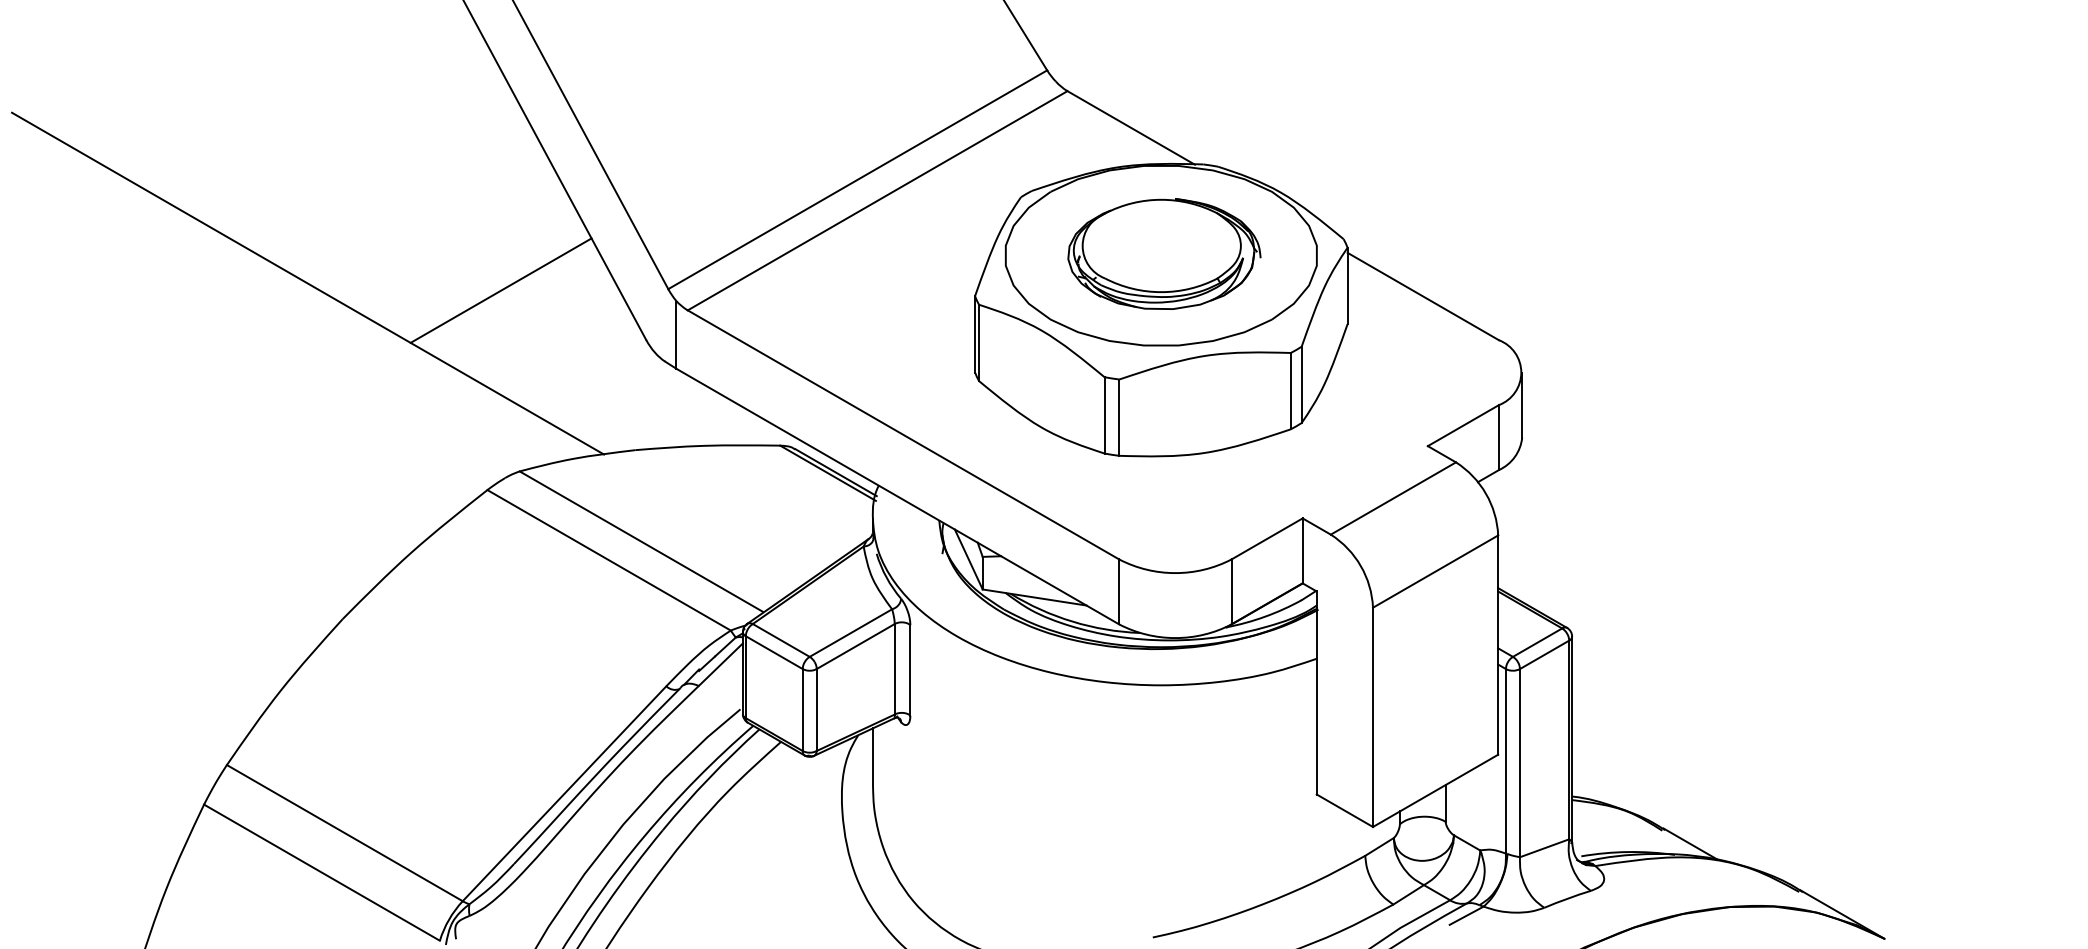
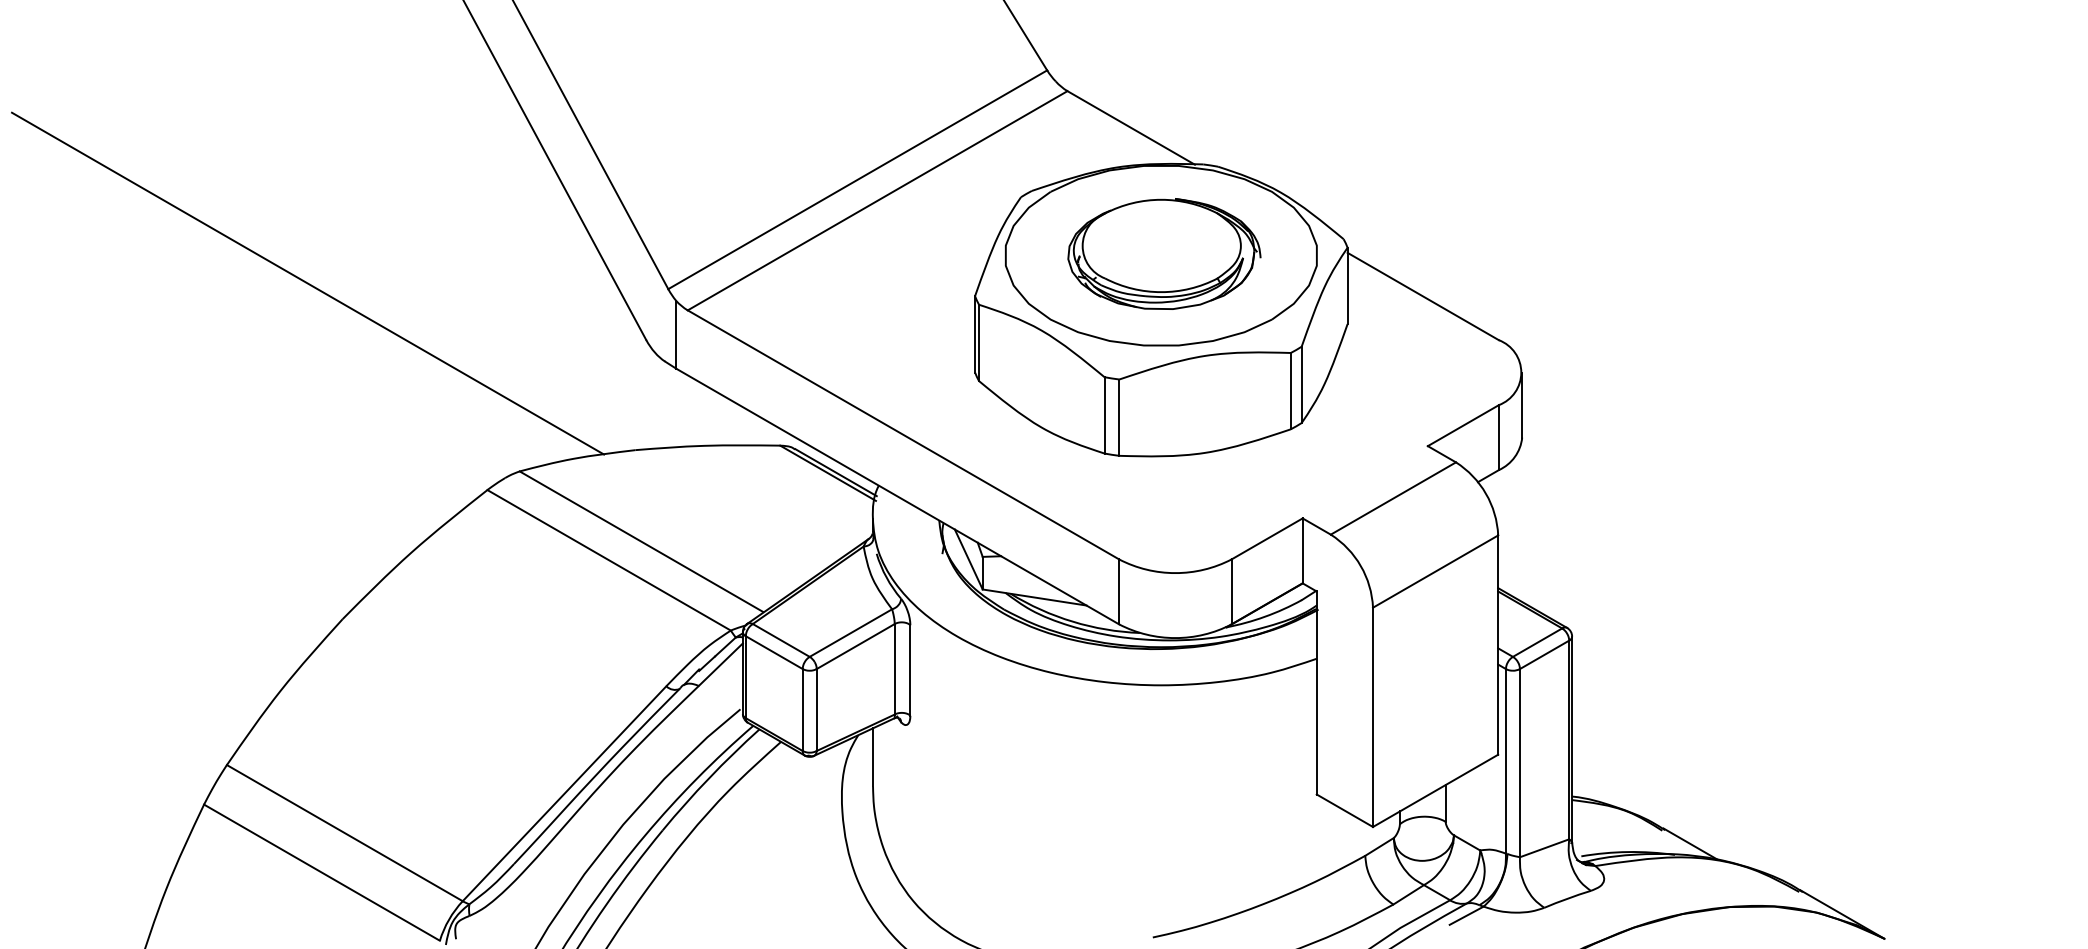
line: present -> none (500, 290)
